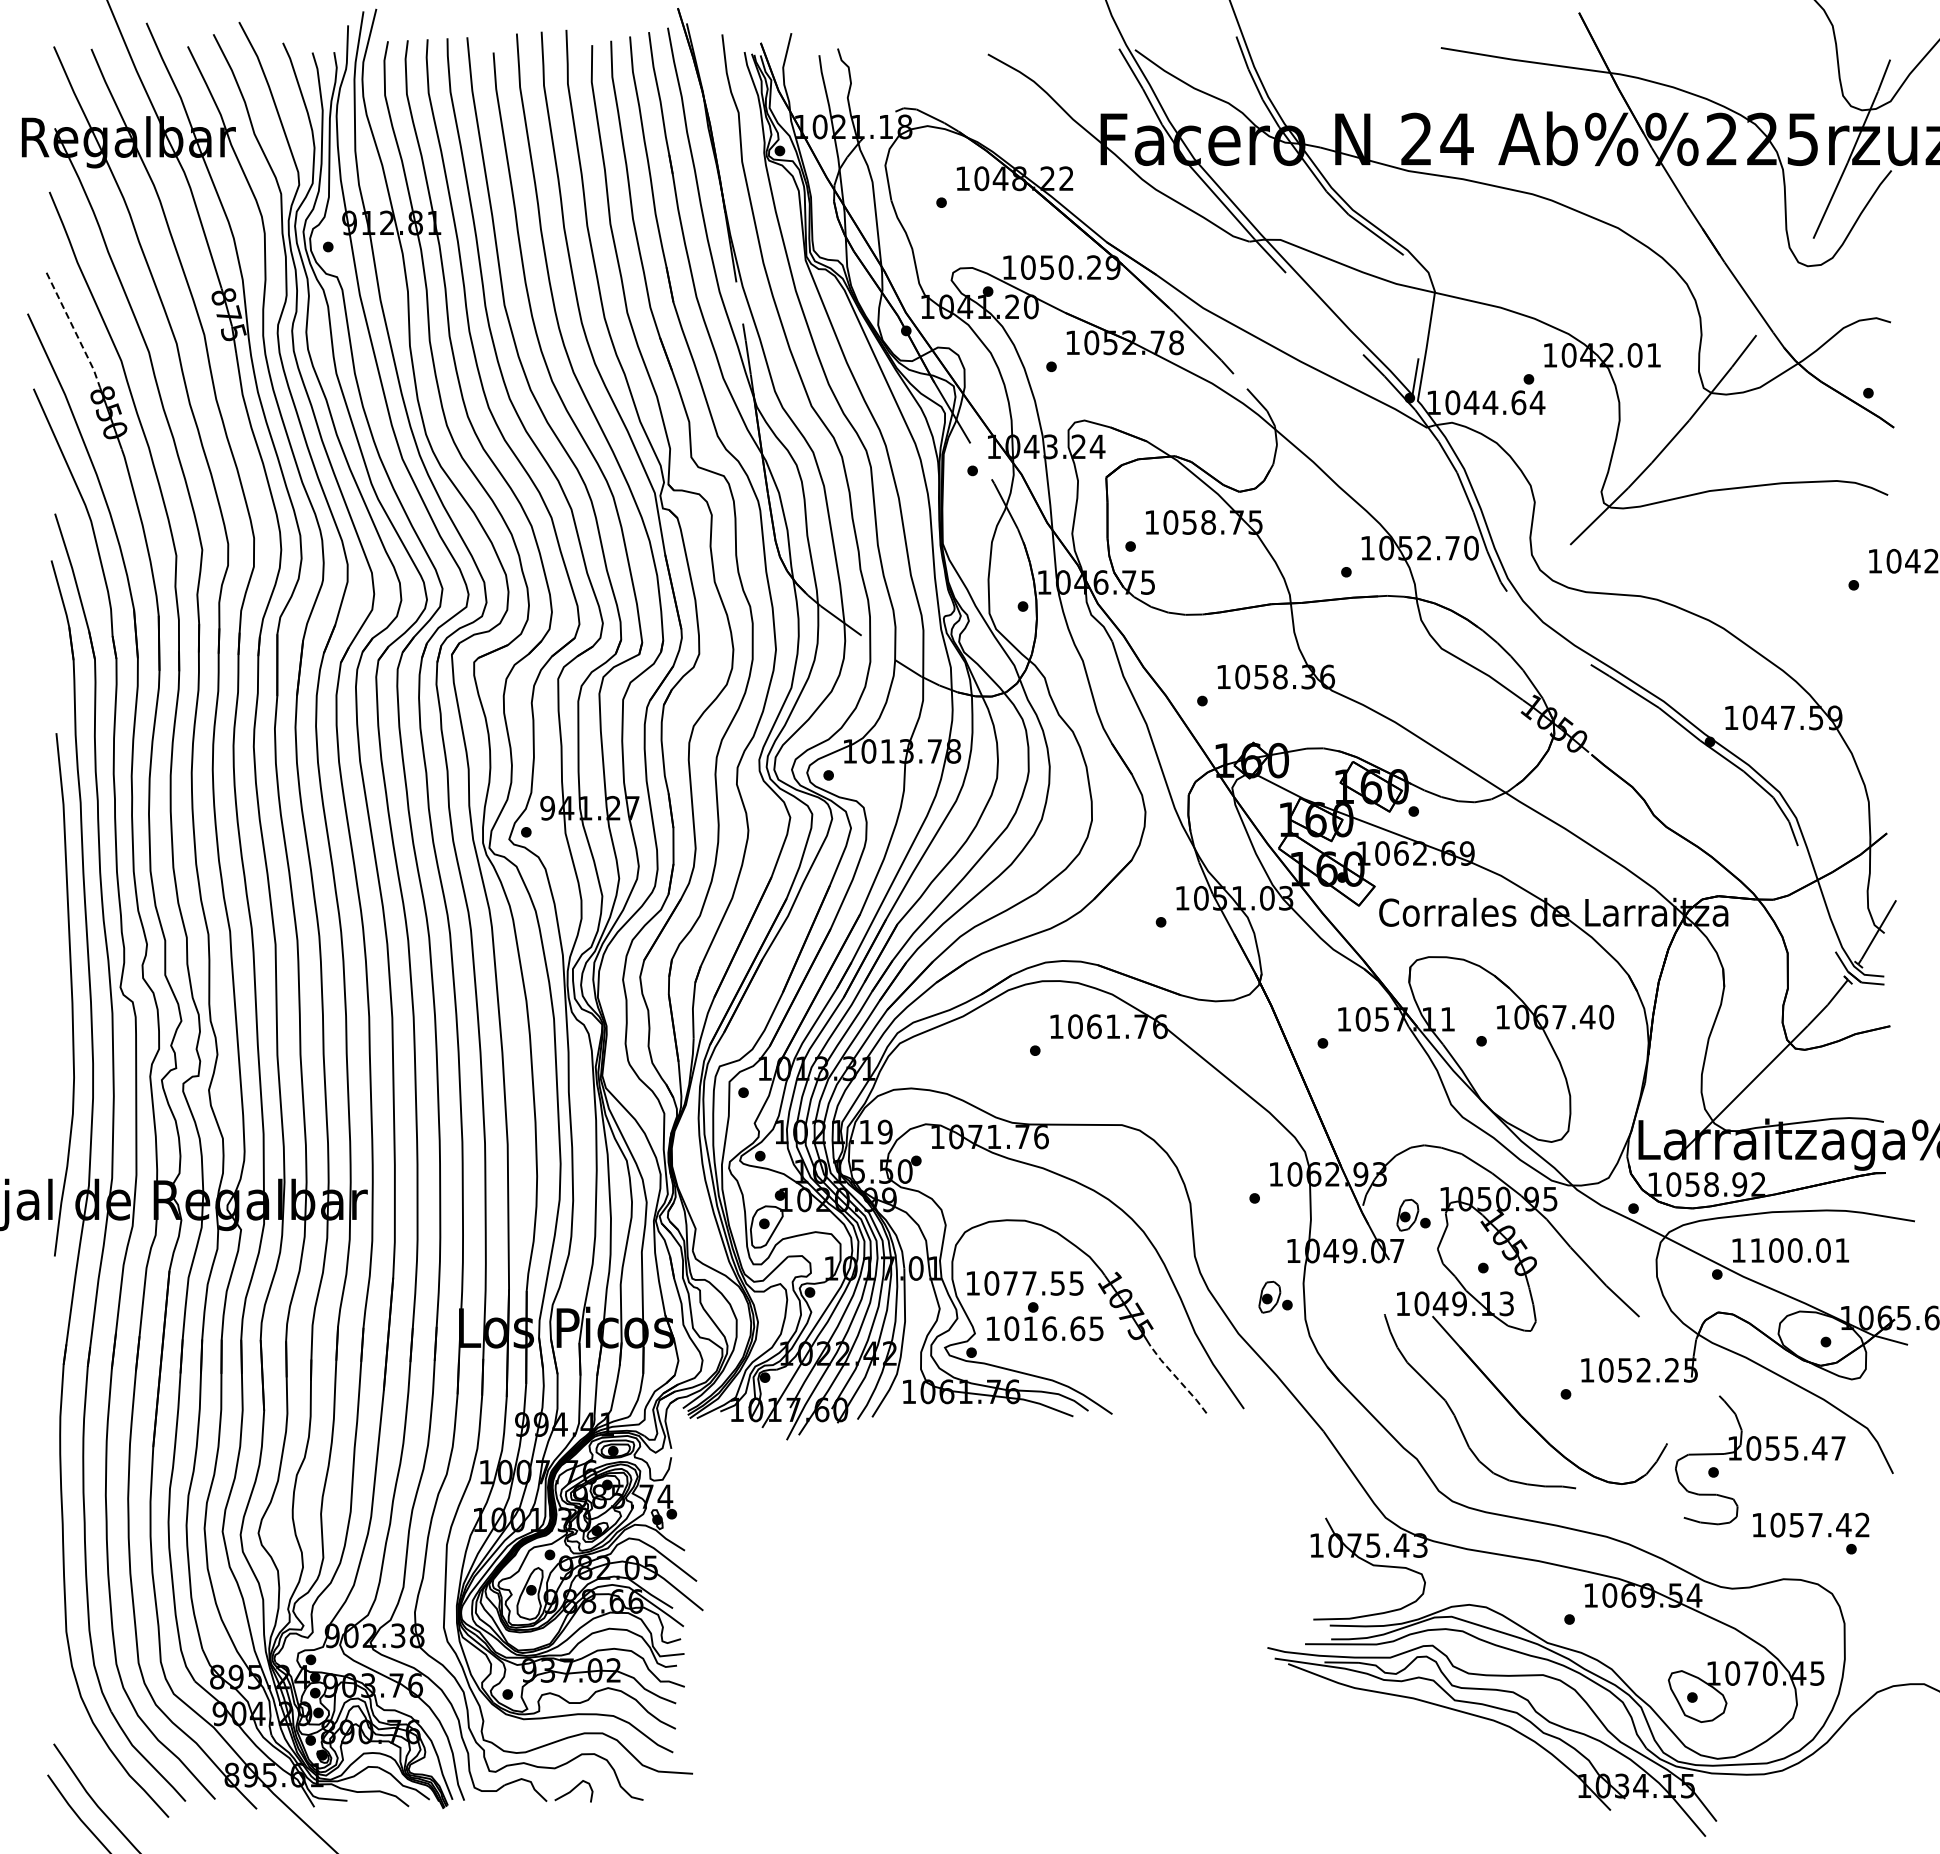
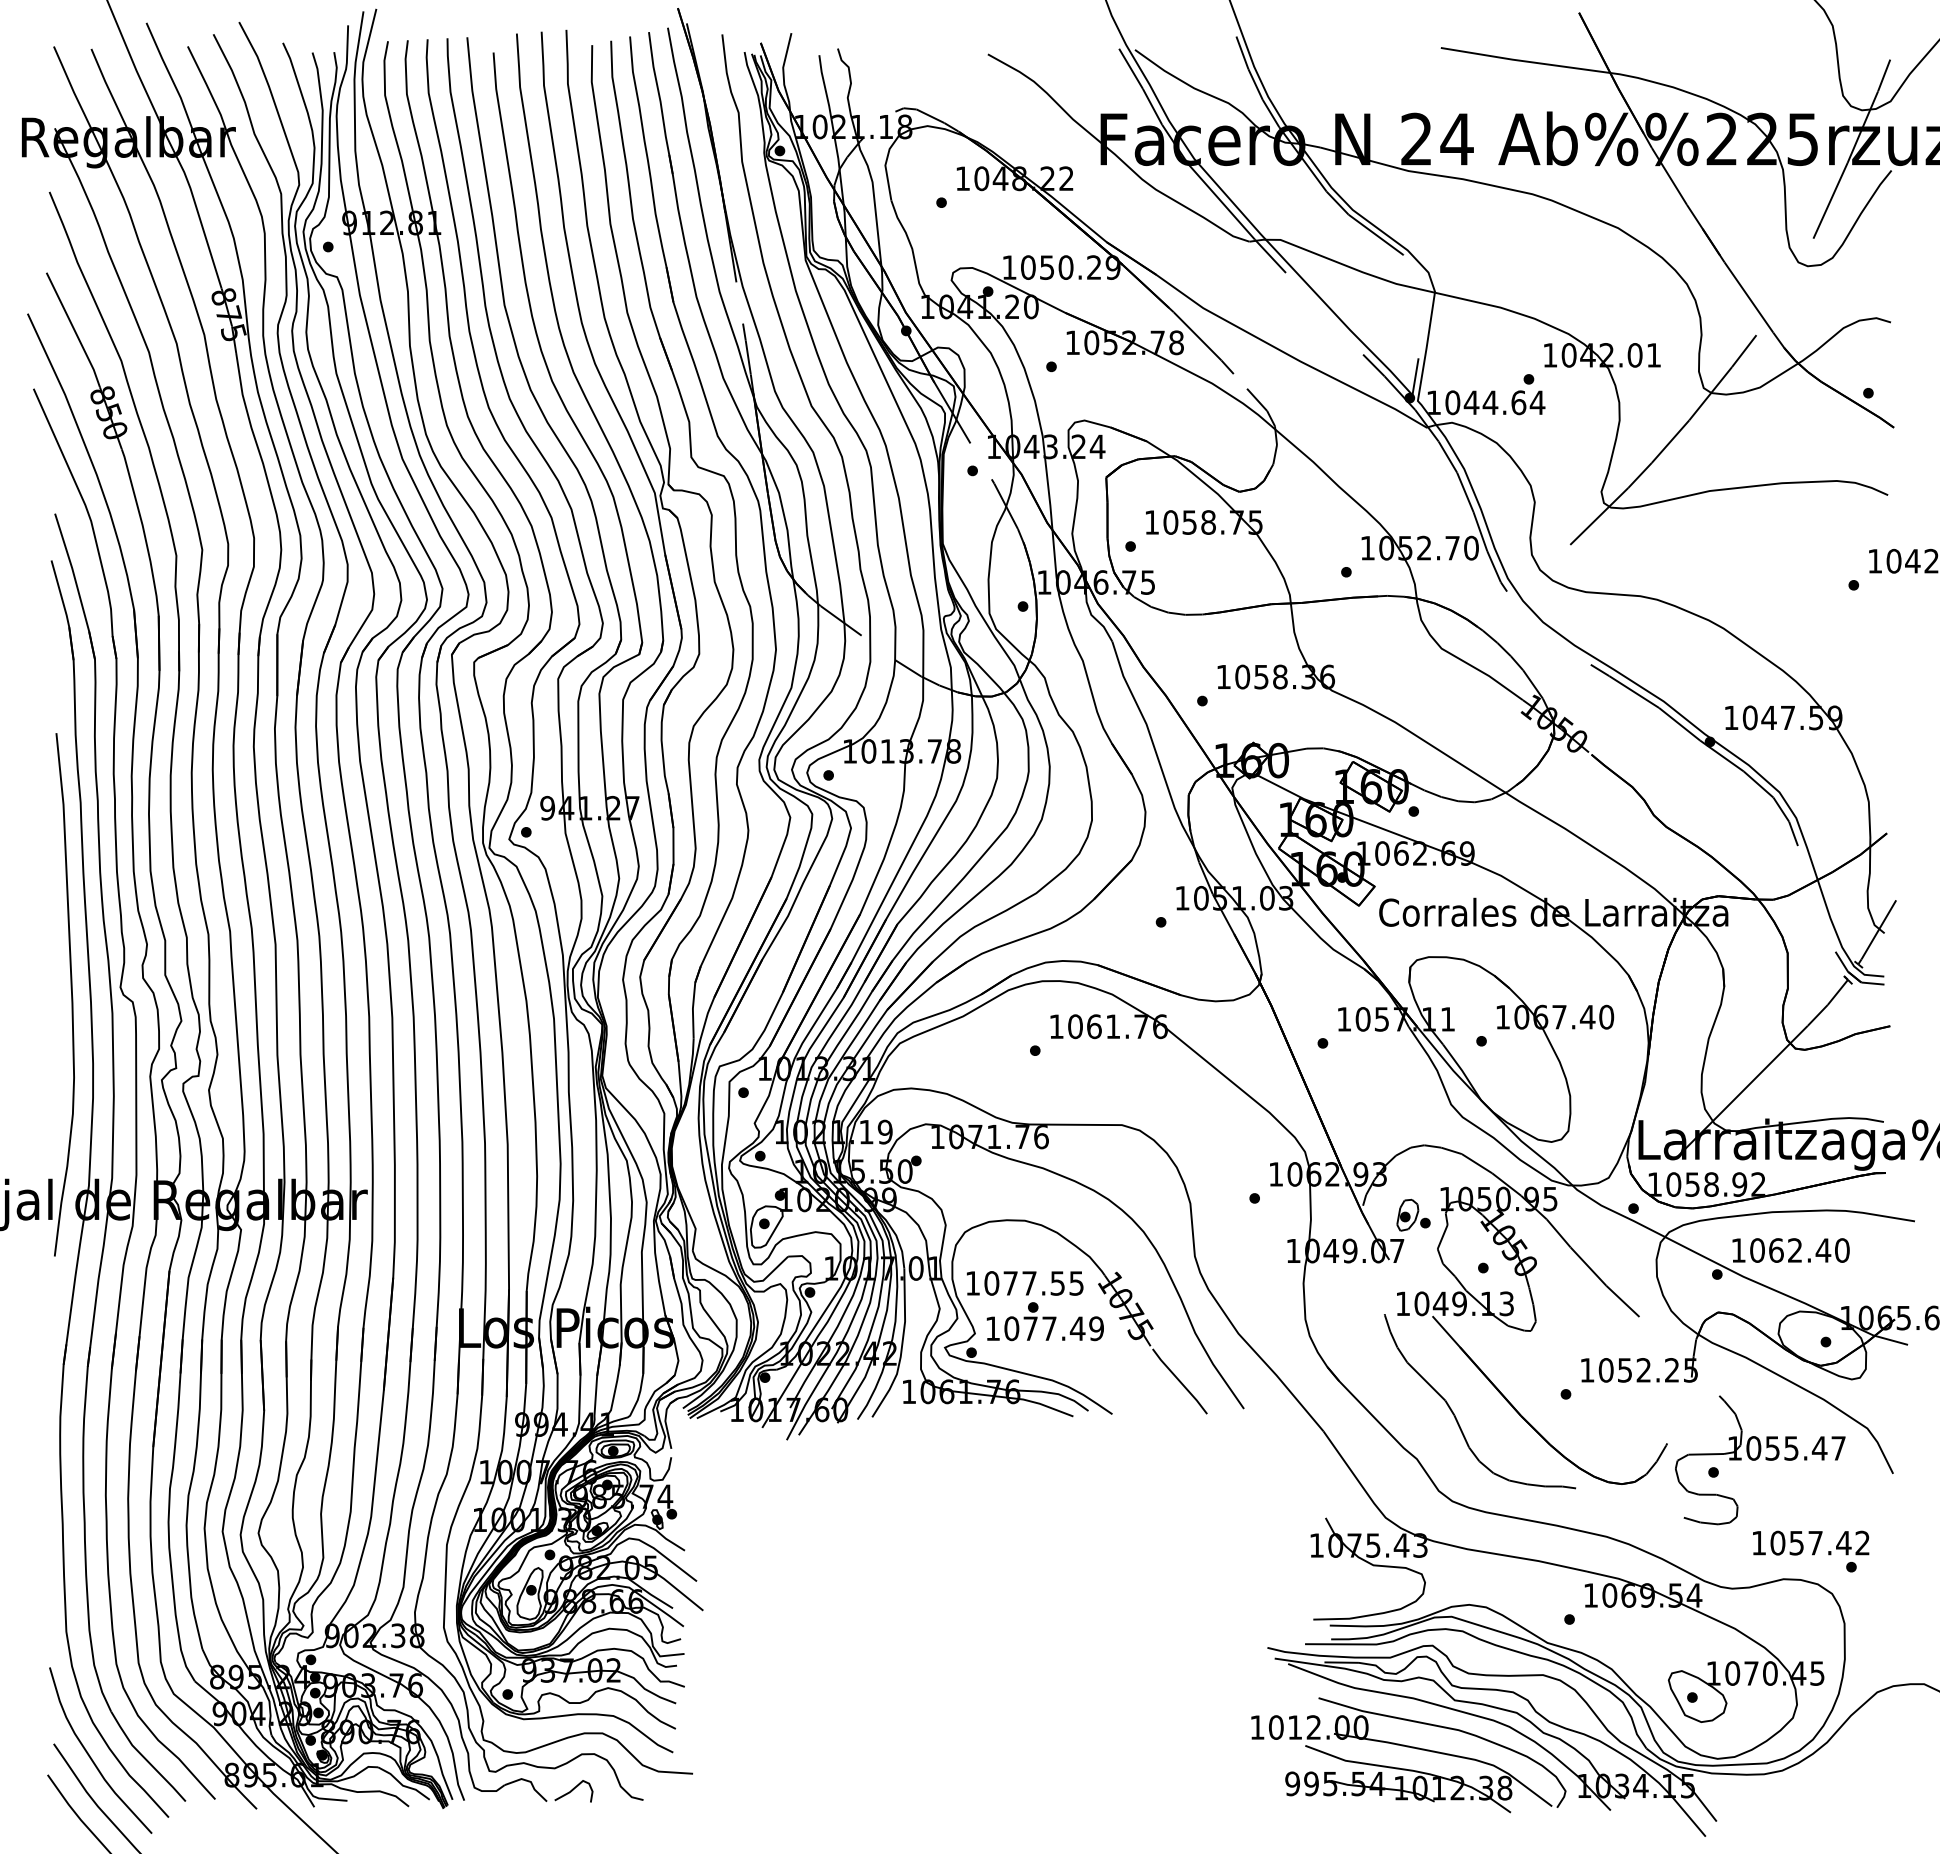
line: dashed -> solid (74, 330)
text: 1100.01 -> 1062.40 (1799, 1250)
part: present -> none (1275, 1296)
text: 1016.65 -> 1077.49 (1063, 1328)
line: dashed -> solid (1180, 1382)
text position: (1811, 1533) -> (1811, 1551) (1811, 1551)
part: none -> present (1411, 1748)
curve: none -> present (90, 1755)
